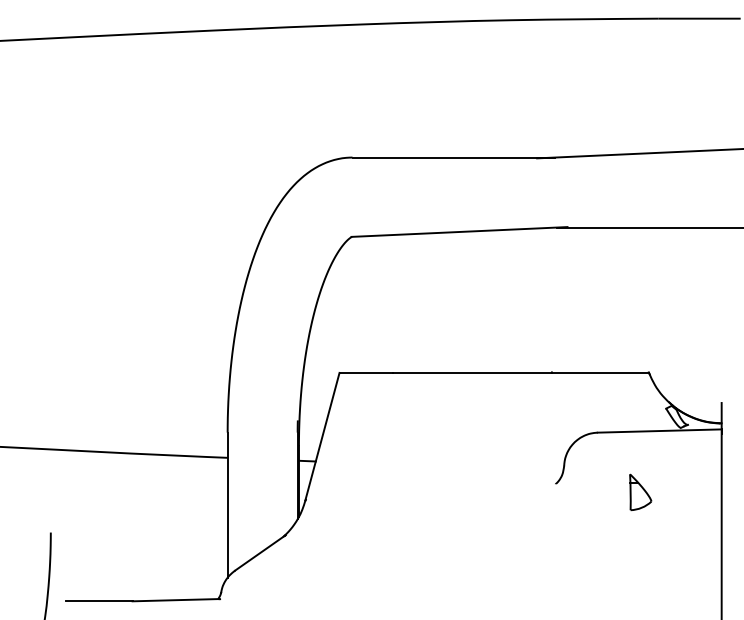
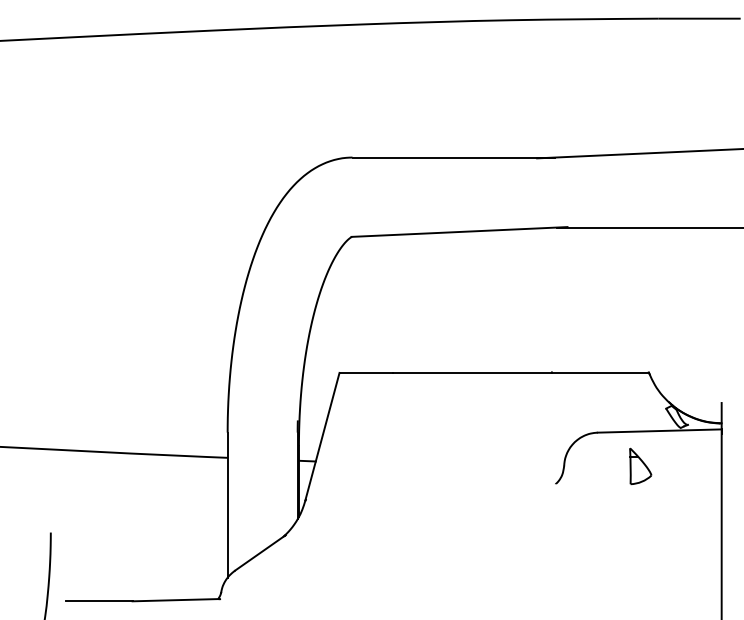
part position: (640, 492) -> (640, 466) (640, 466)
